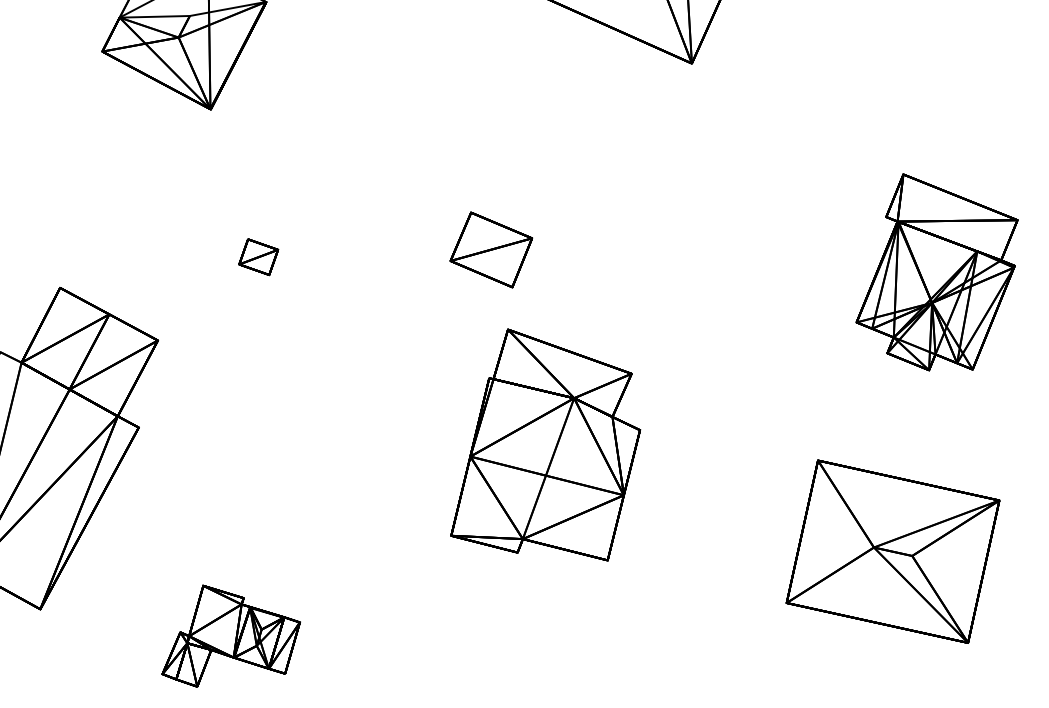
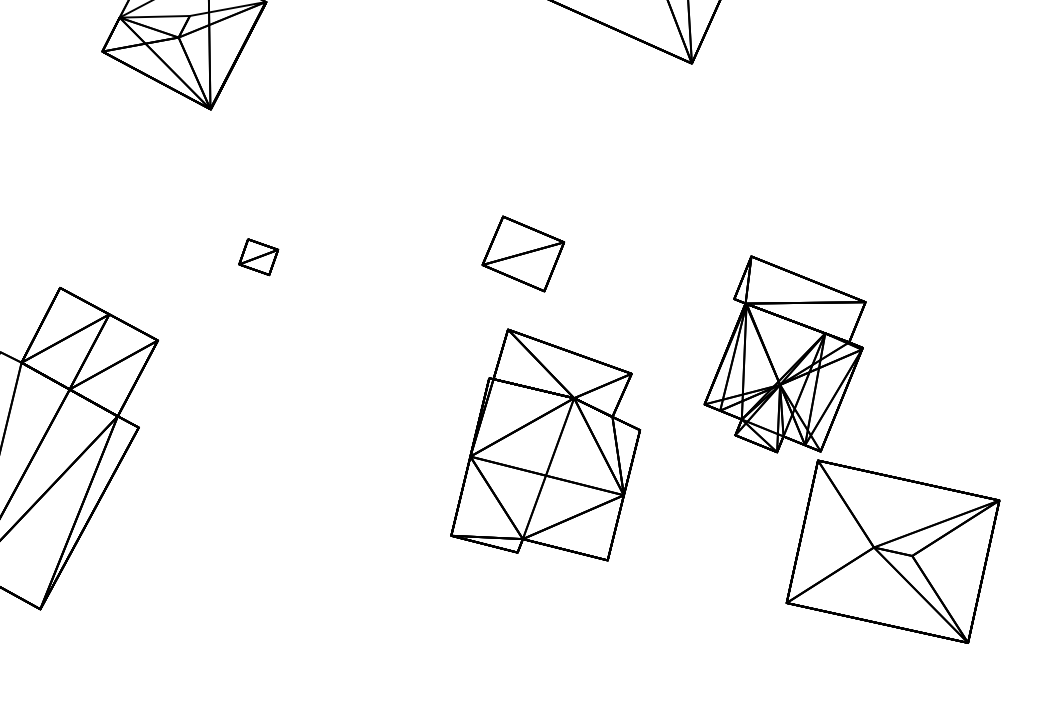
part position: (491, 249) -> (523, 253) (523, 253)
part position: (936, 272) -> (784, 354) (784, 354)
part: present -> none (230, 635)
